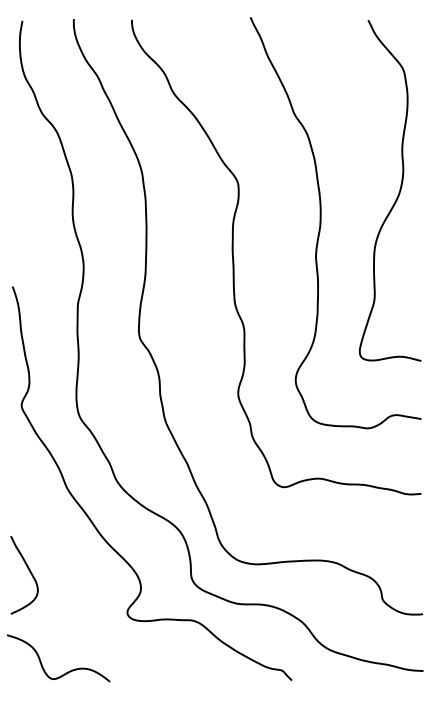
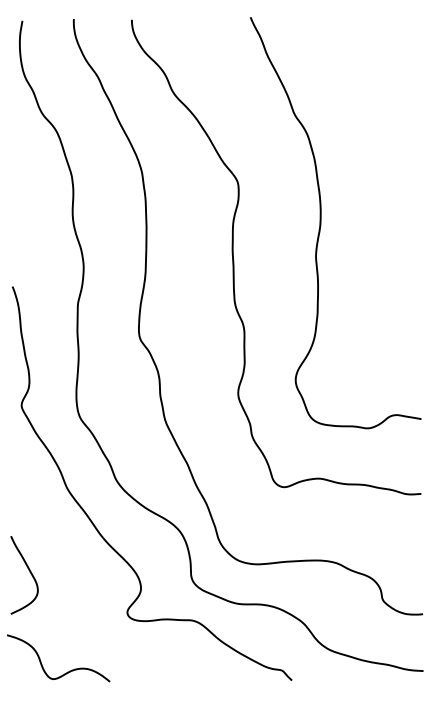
curve: present -> none (398, 192)
